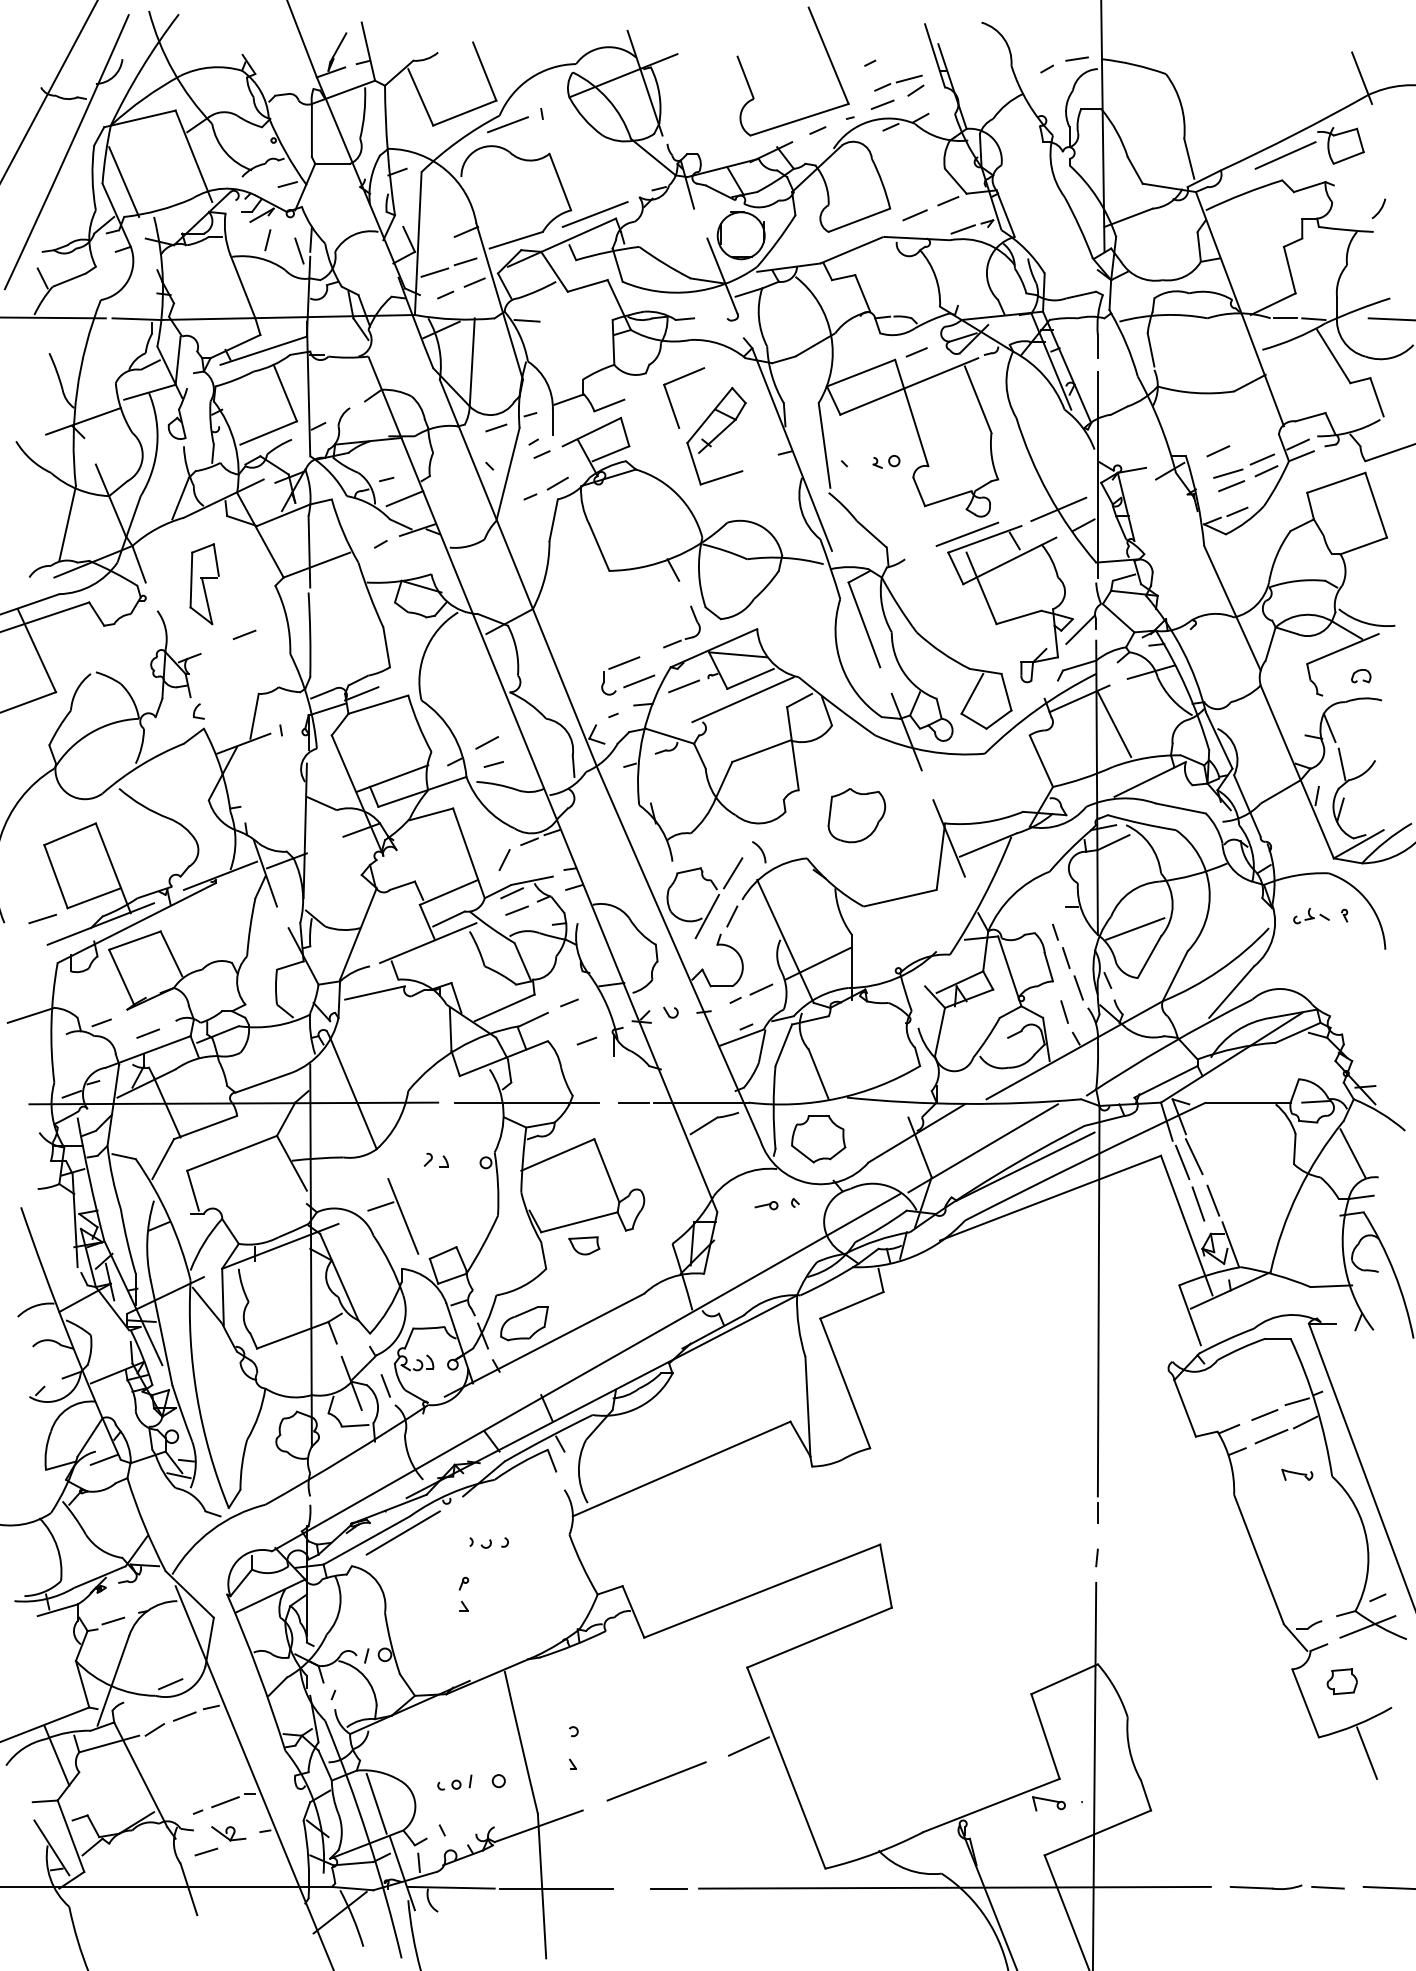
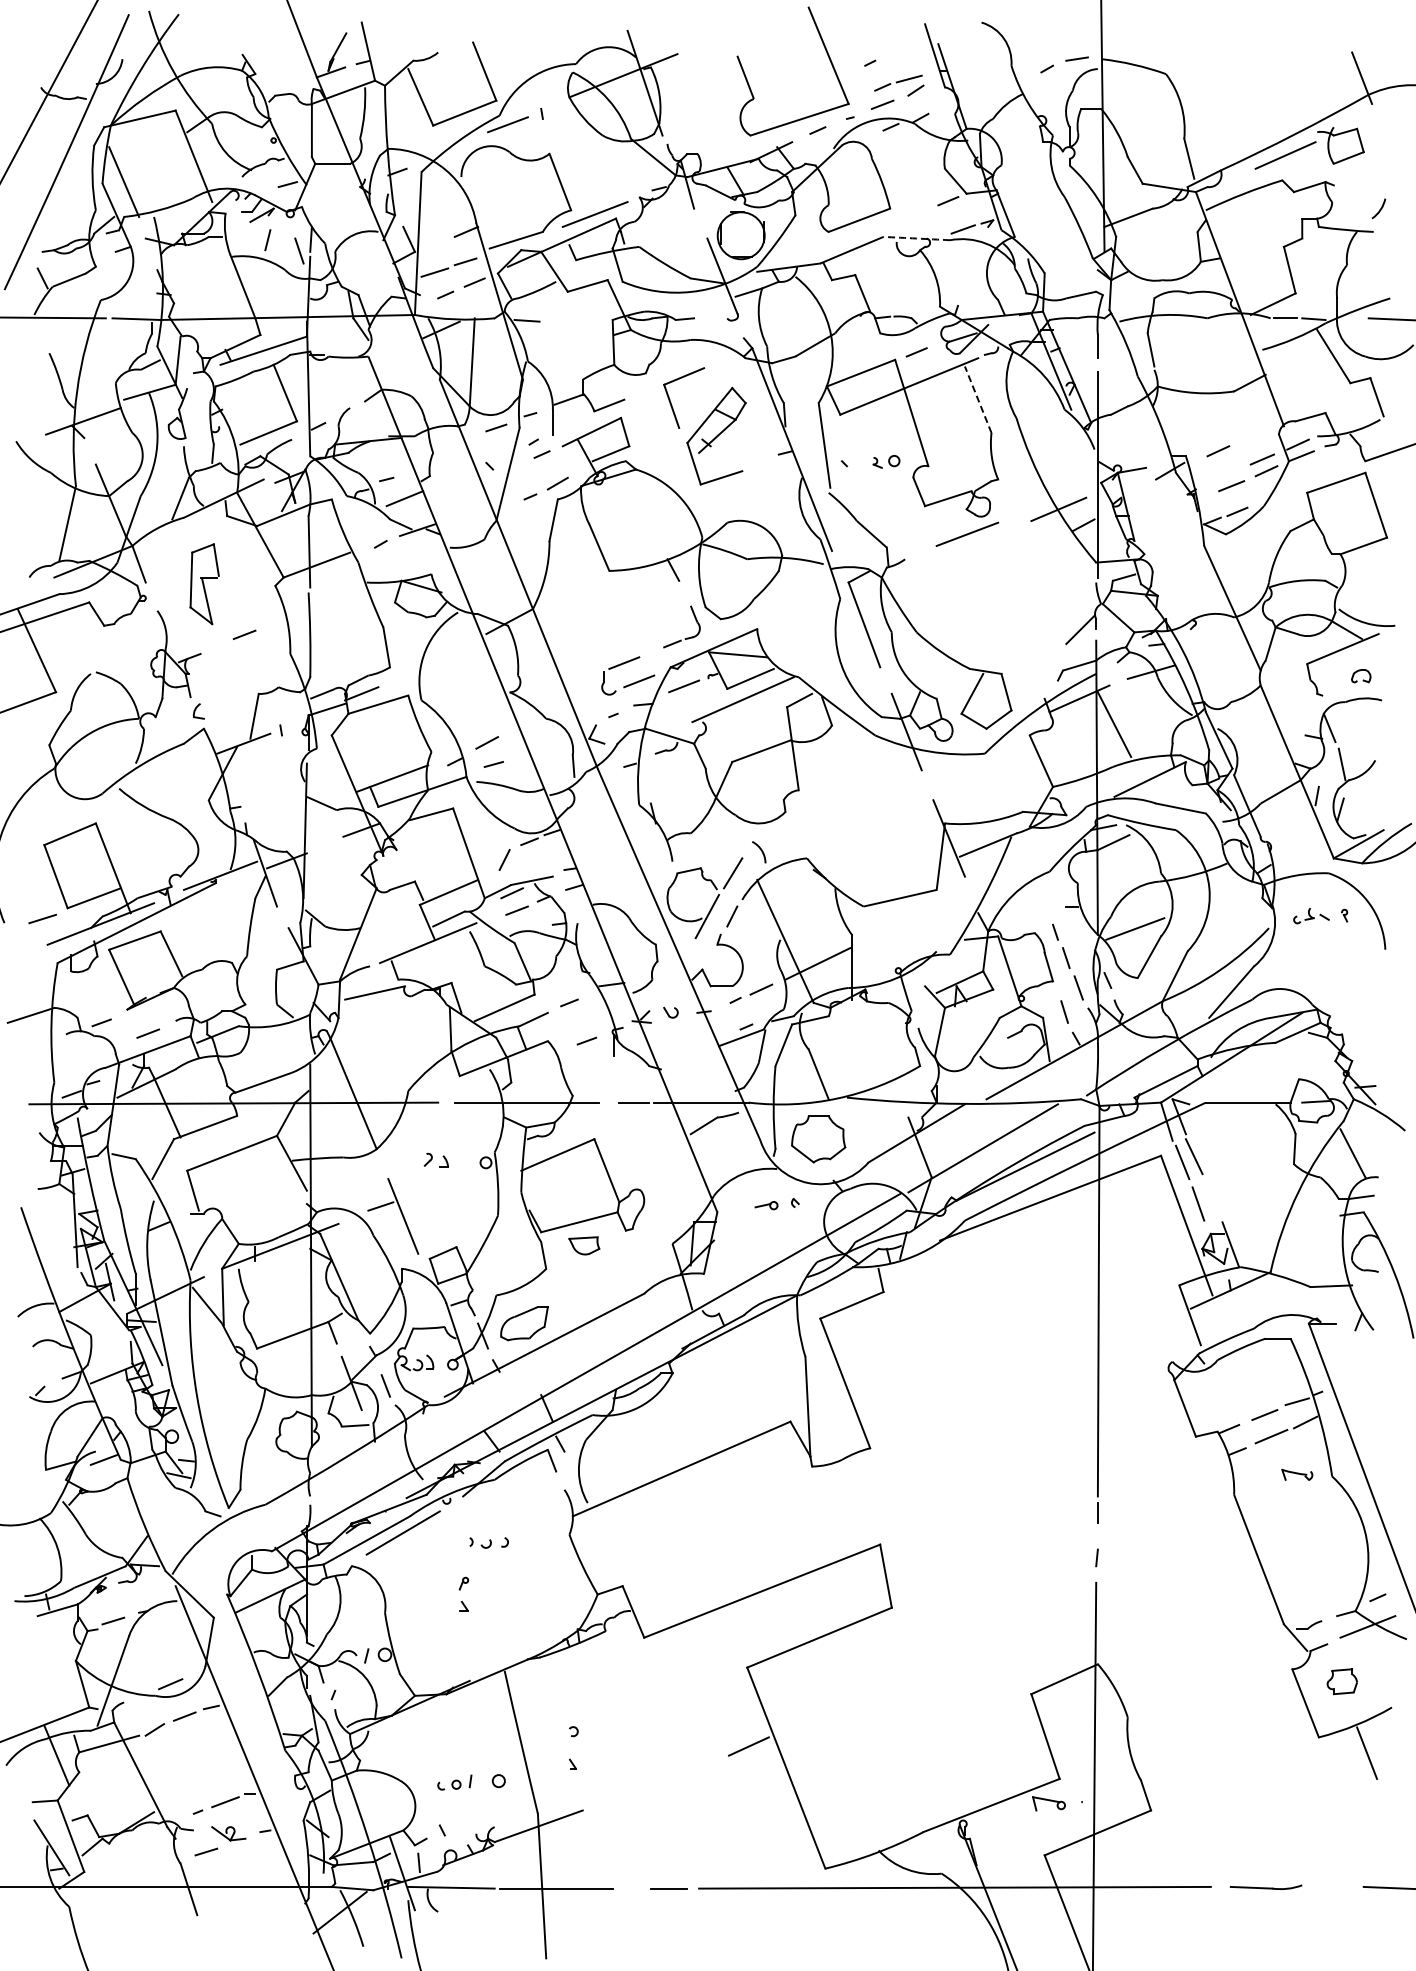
line: present -> none (914, 215)
arc: solid -> dashed (916, 238)
line: solid -> dashed (978, 399)
line: present -> none (1228, 473)
part: present -> none (1010, 604)
part: present -> none (856, 815)
line: present -> none (1213, 1200)
line: present -> none (656, 1781)
line: present -> none (376, 1803)
line: present -> none (1327, 1887)
